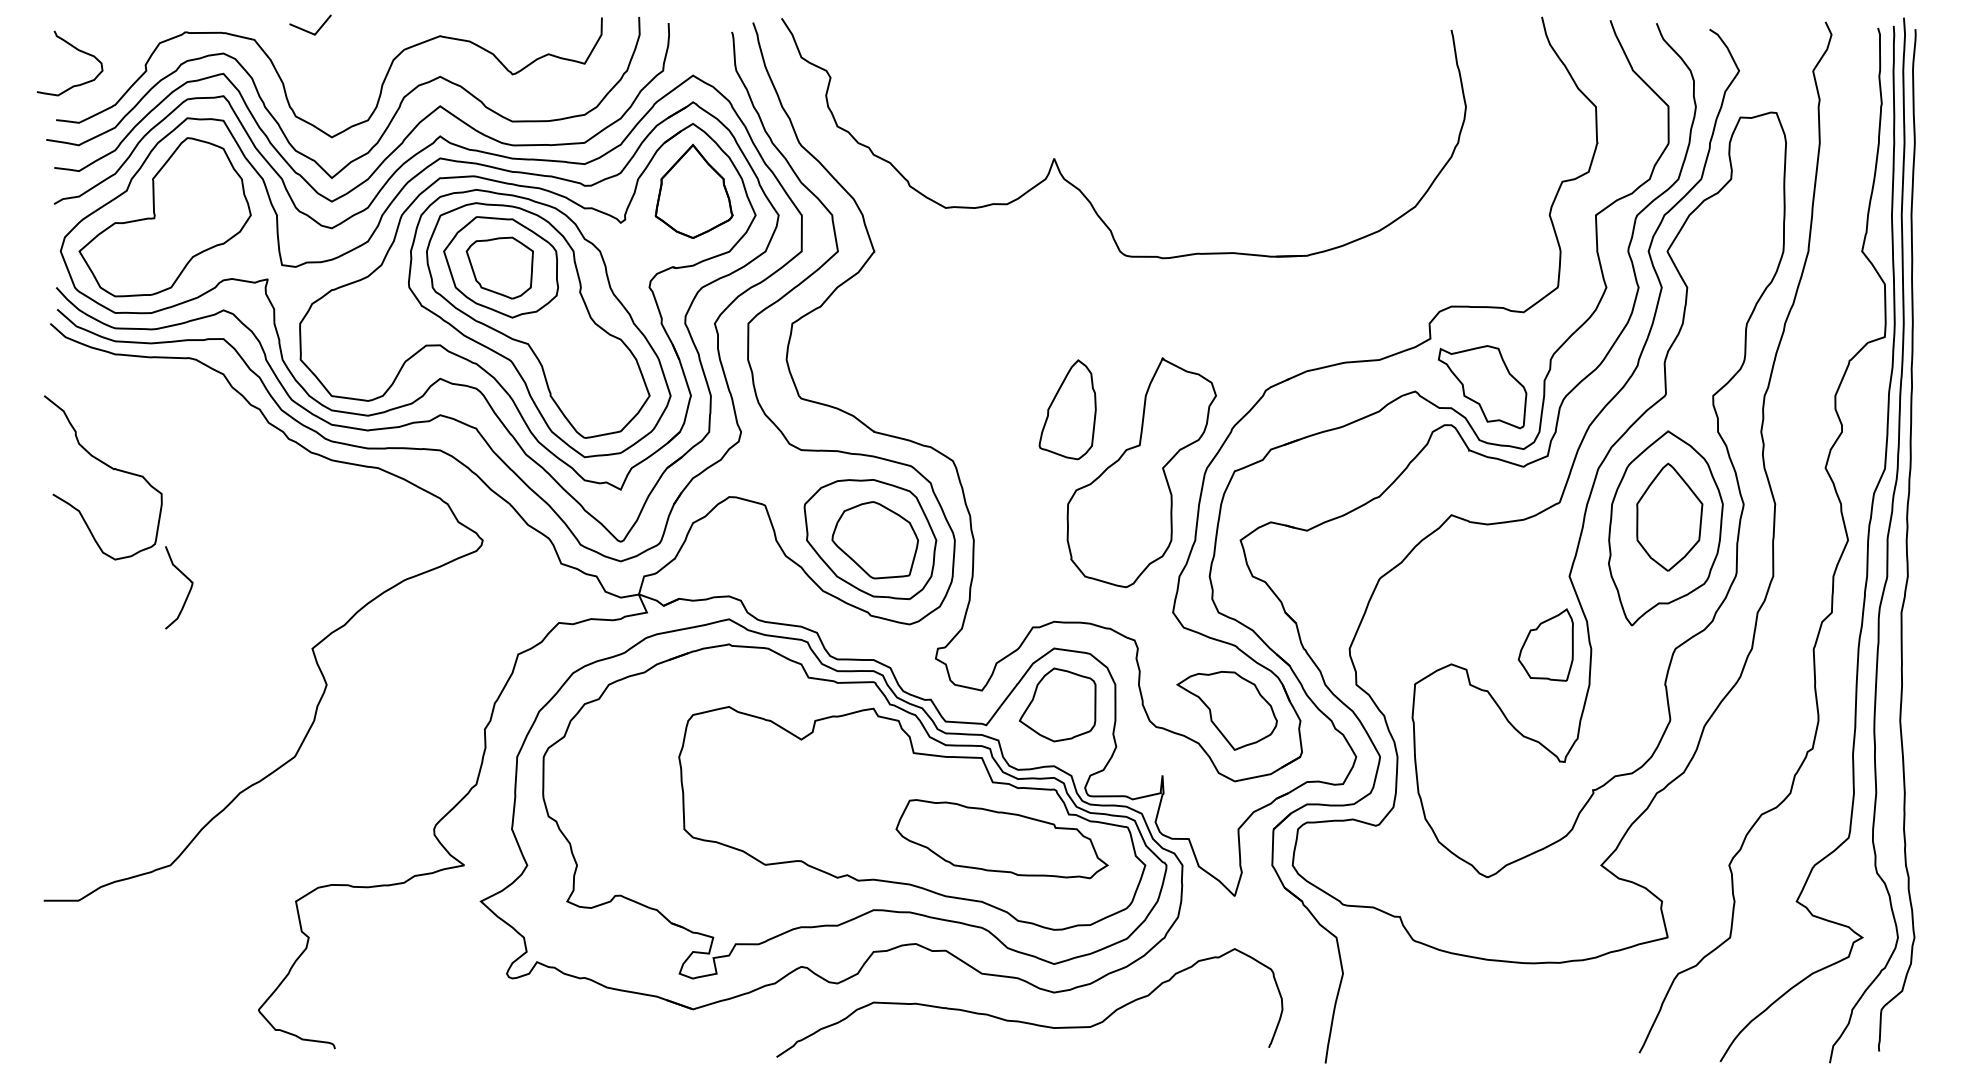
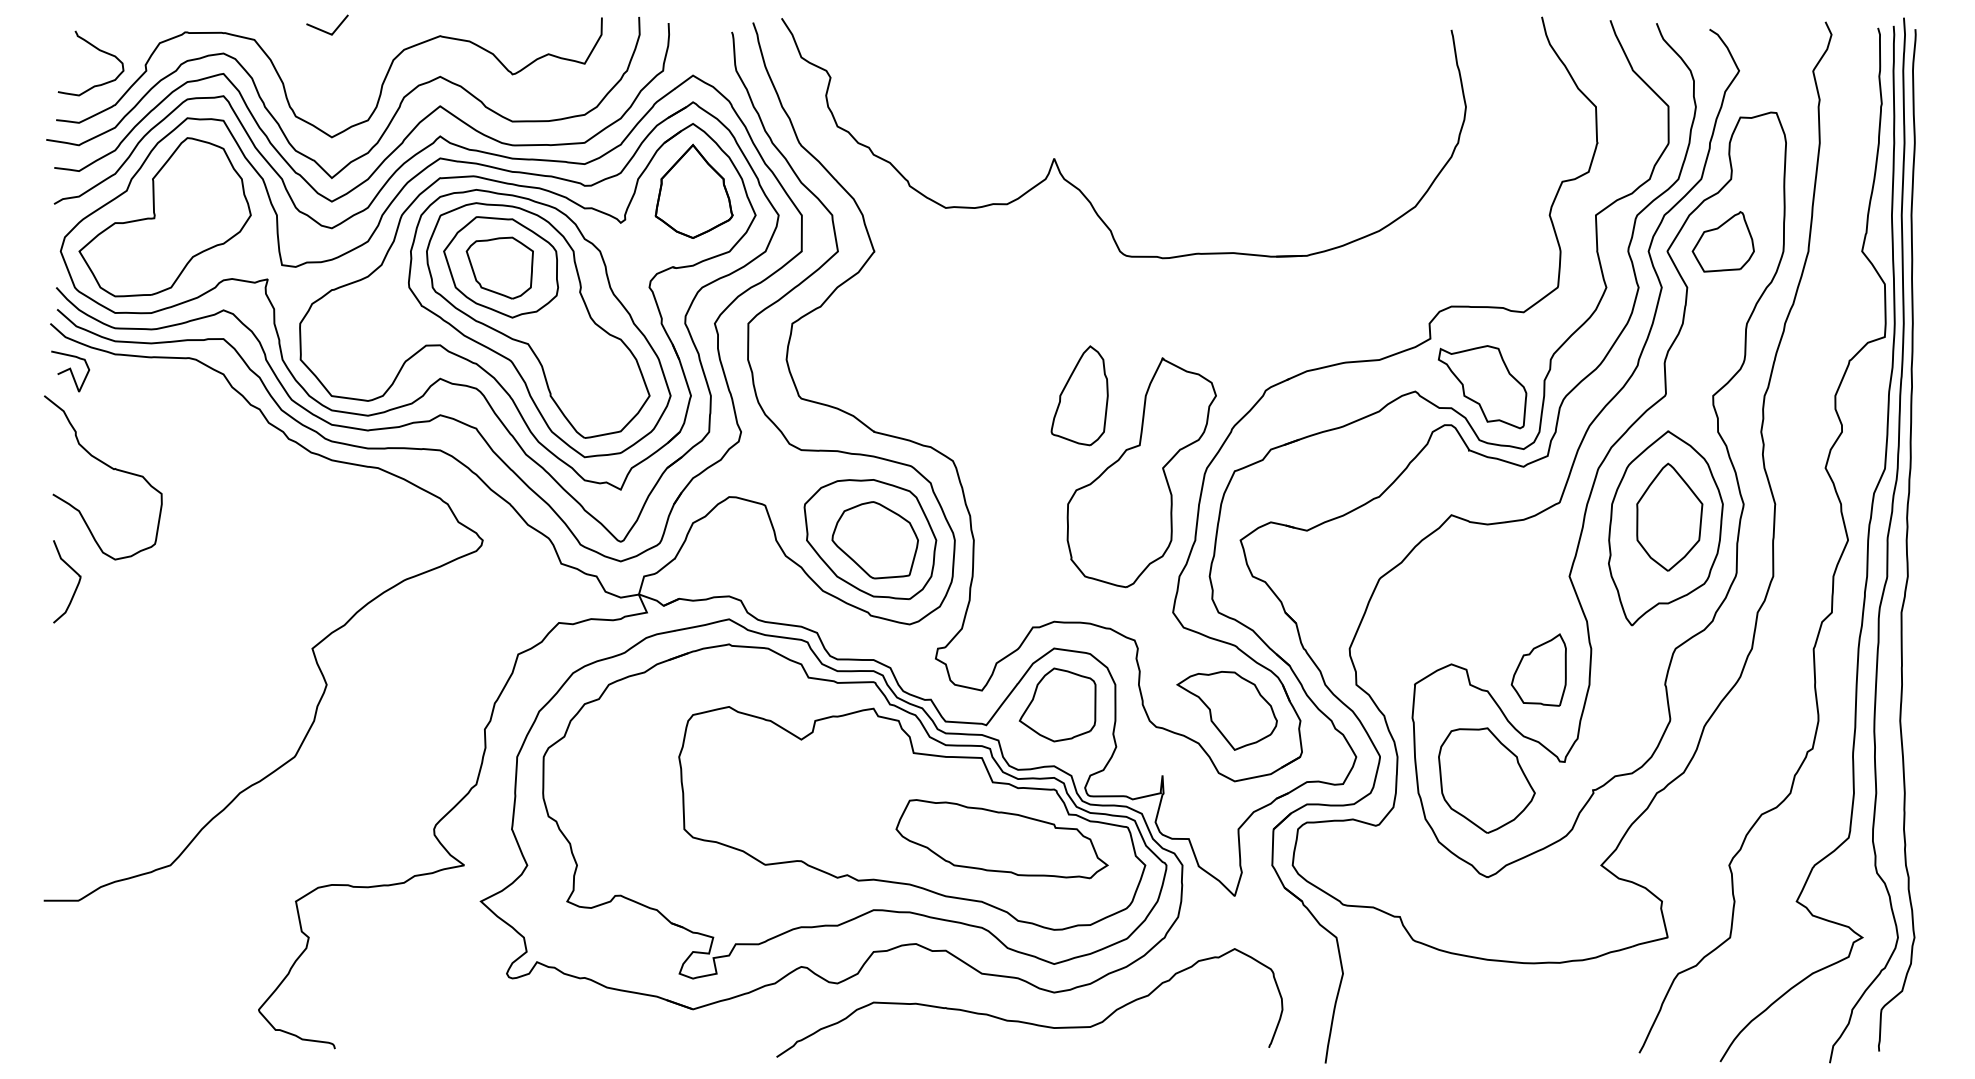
line position: (307, 30) -> (324, 30) (324, 30)
curve position: (75, 49) -> (96, 49) (96, 49)
part: none -> present (1722, 241)
curve: none -> present (70, 371)
part position: (1067, 409) -> (1079, 395) (1079, 395)
curve position: (188, 591) -> (76, 585) (76, 585)
part position: (1545, 644) -> (1538, 669) (1538, 669)
part: none -> present (1486, 780)
